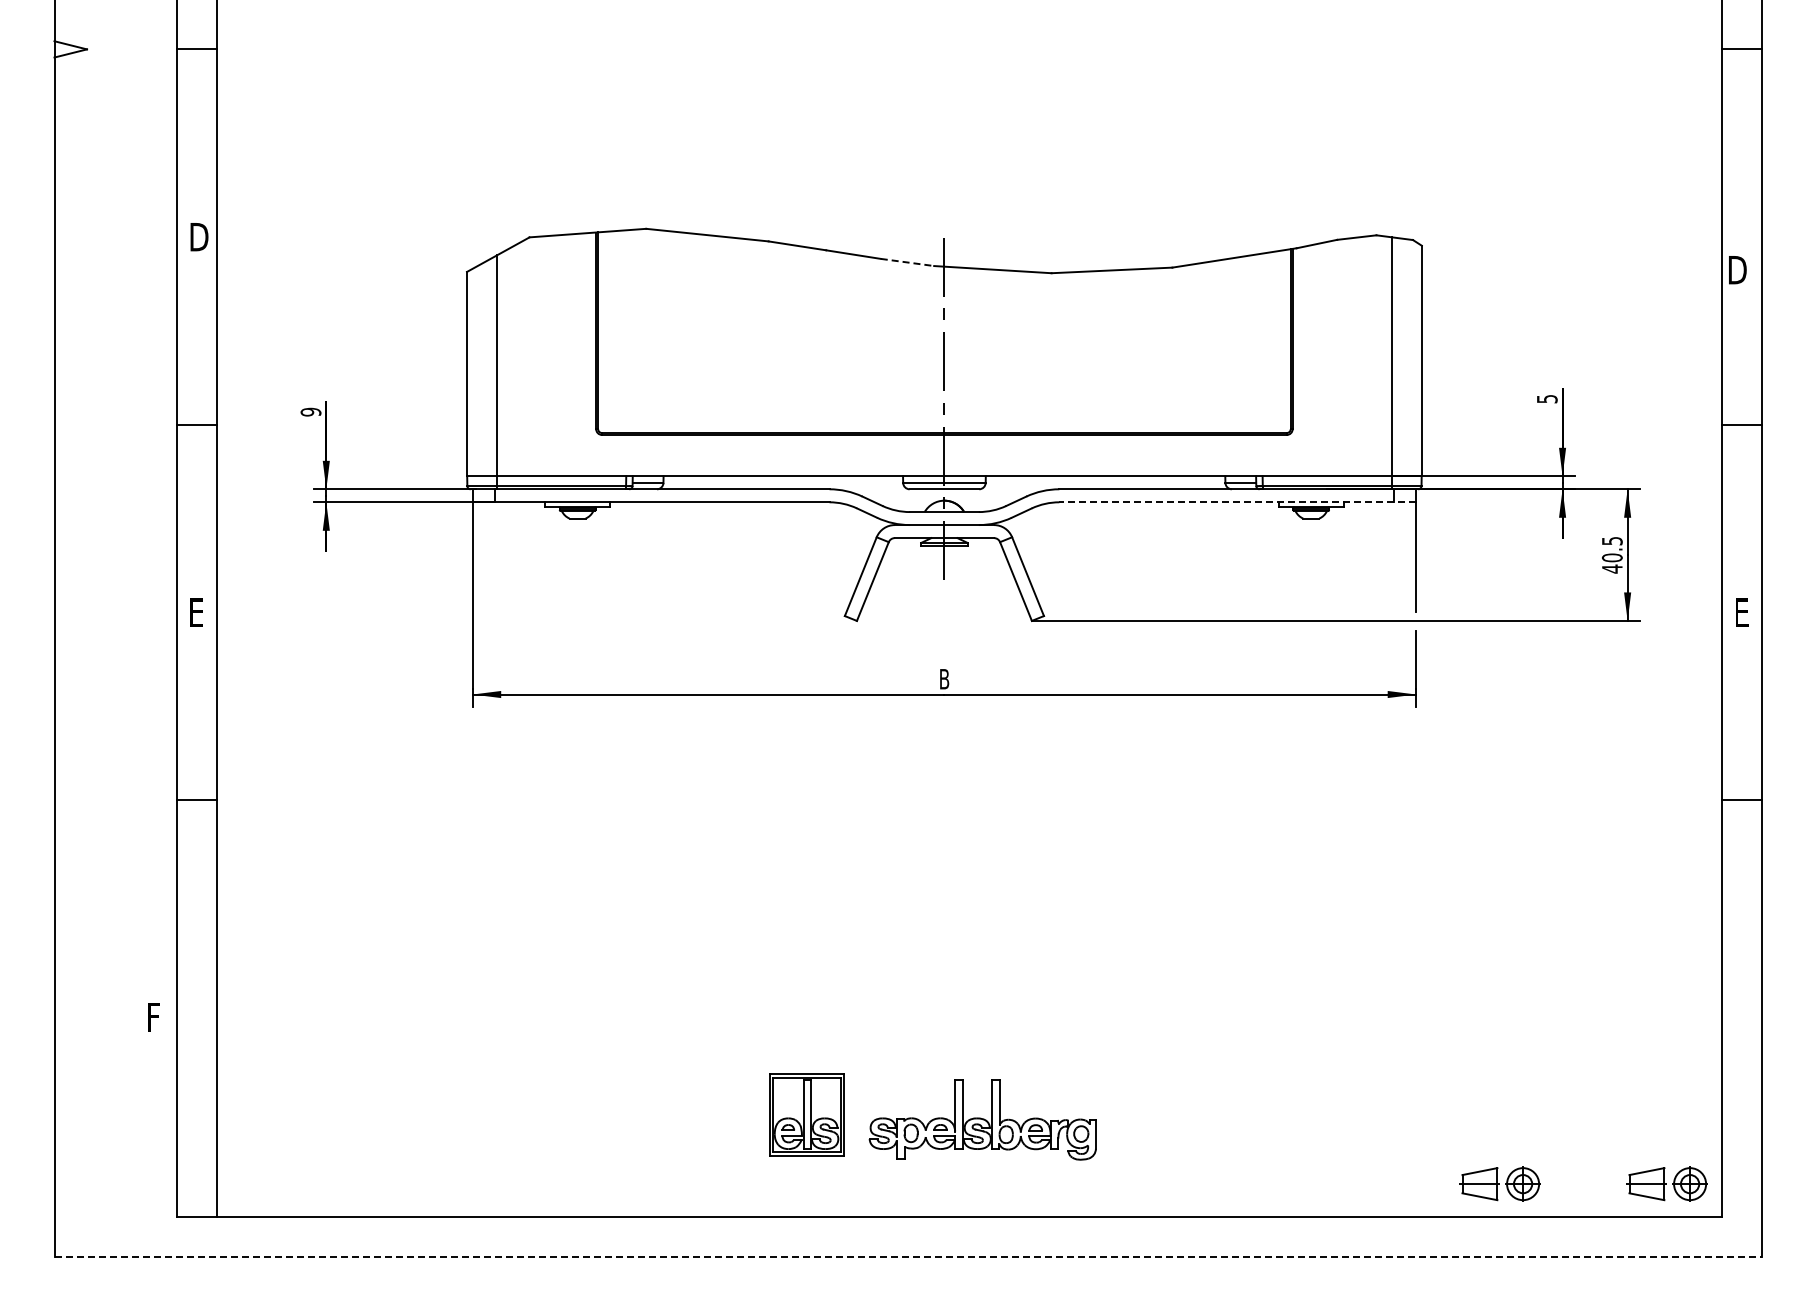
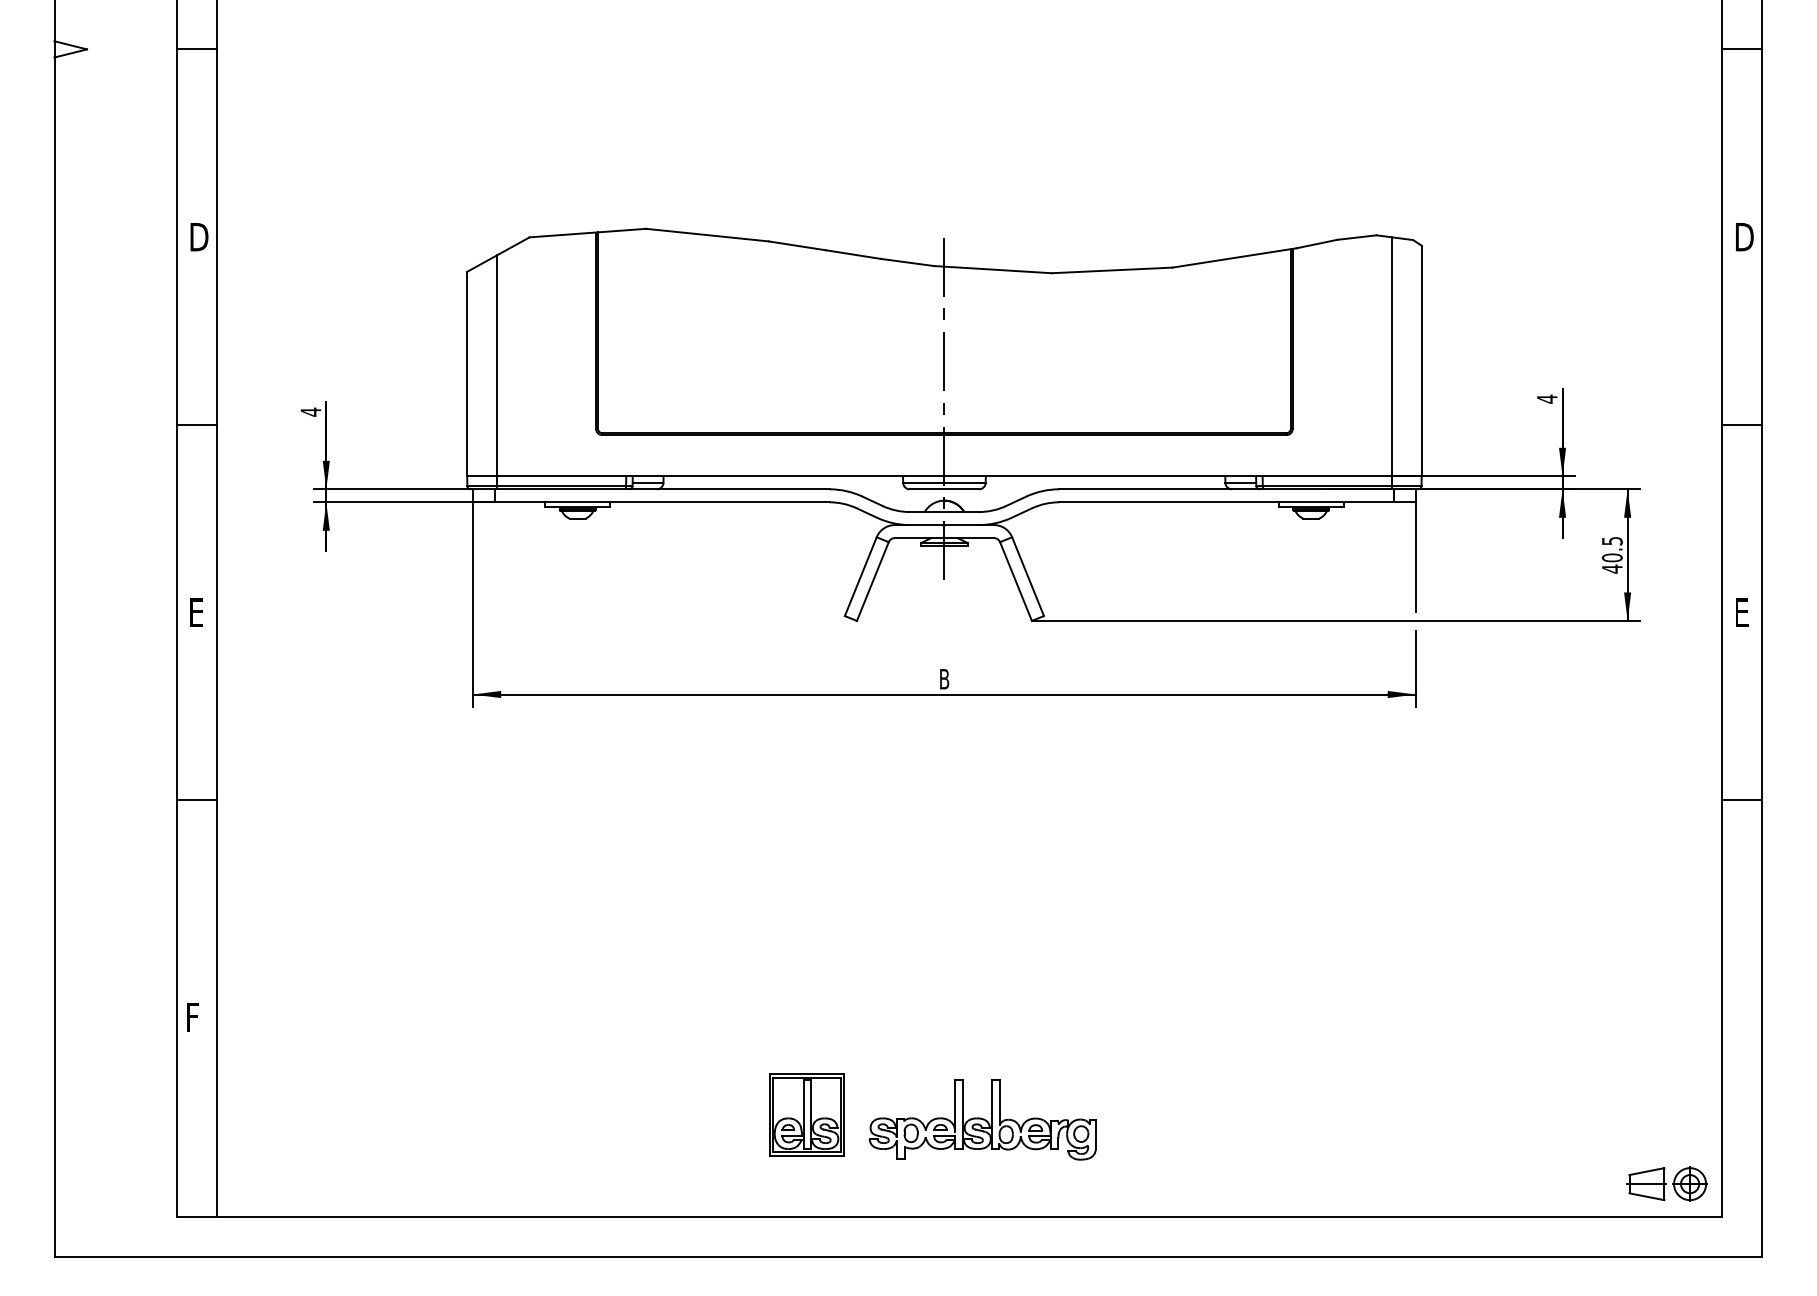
line: dashed -> solid (907, 262)
text position: (1737, 270) -> (1744, 237) (1744, 237)
text: 5 -> 4 (1547, 398)
text: 9 -> 4 (310, 411)
line: dashed -> solid (1237, 502)
text position: (153, 1017) -> (192, 1017) (192, 1017)
part: present -> none (1499, 1183)
line: dashed -> solid (908, 1257)
